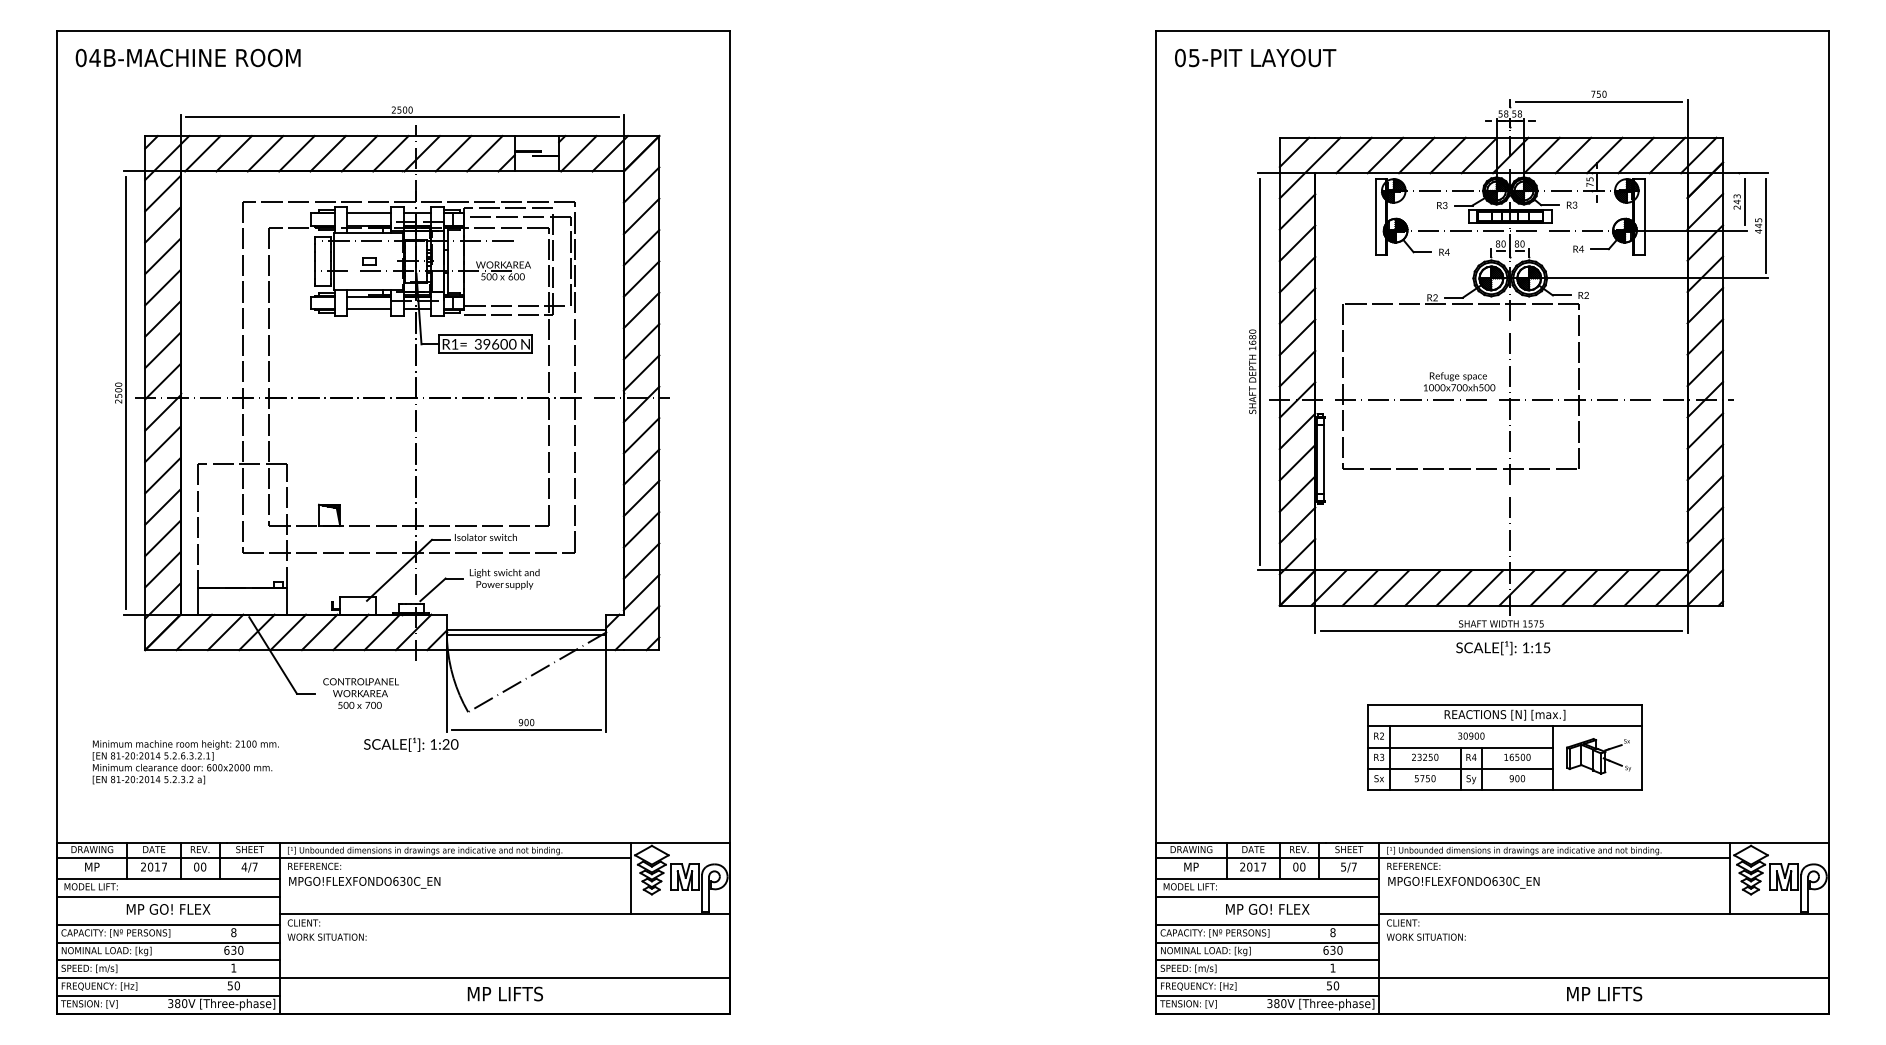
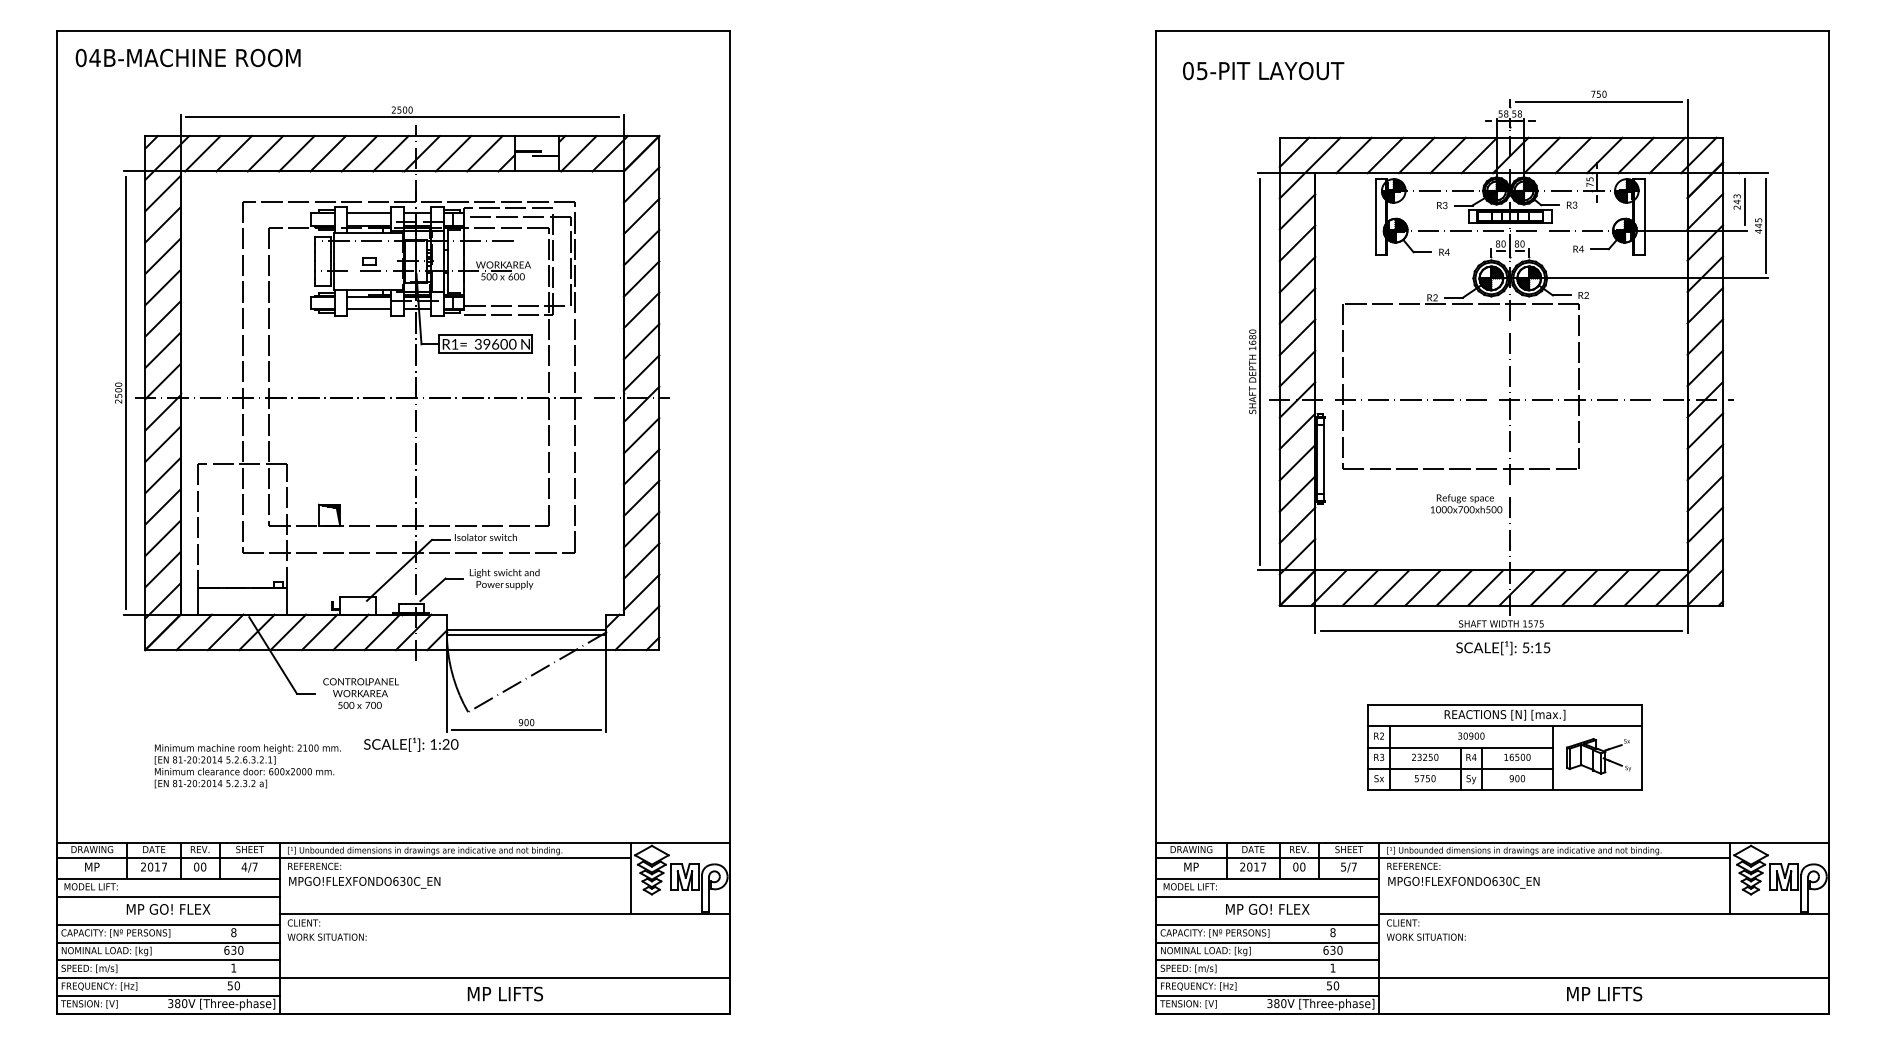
text position: (1255, 57) -> (1263, 70) (1263, 70)
text position: (1459, 381) -> (1466, 503) (1466, 503)
text: 1:15 -> 5:15 (1525, 647)
text position: (185, 762) -> (247, 766) (247, 766)
